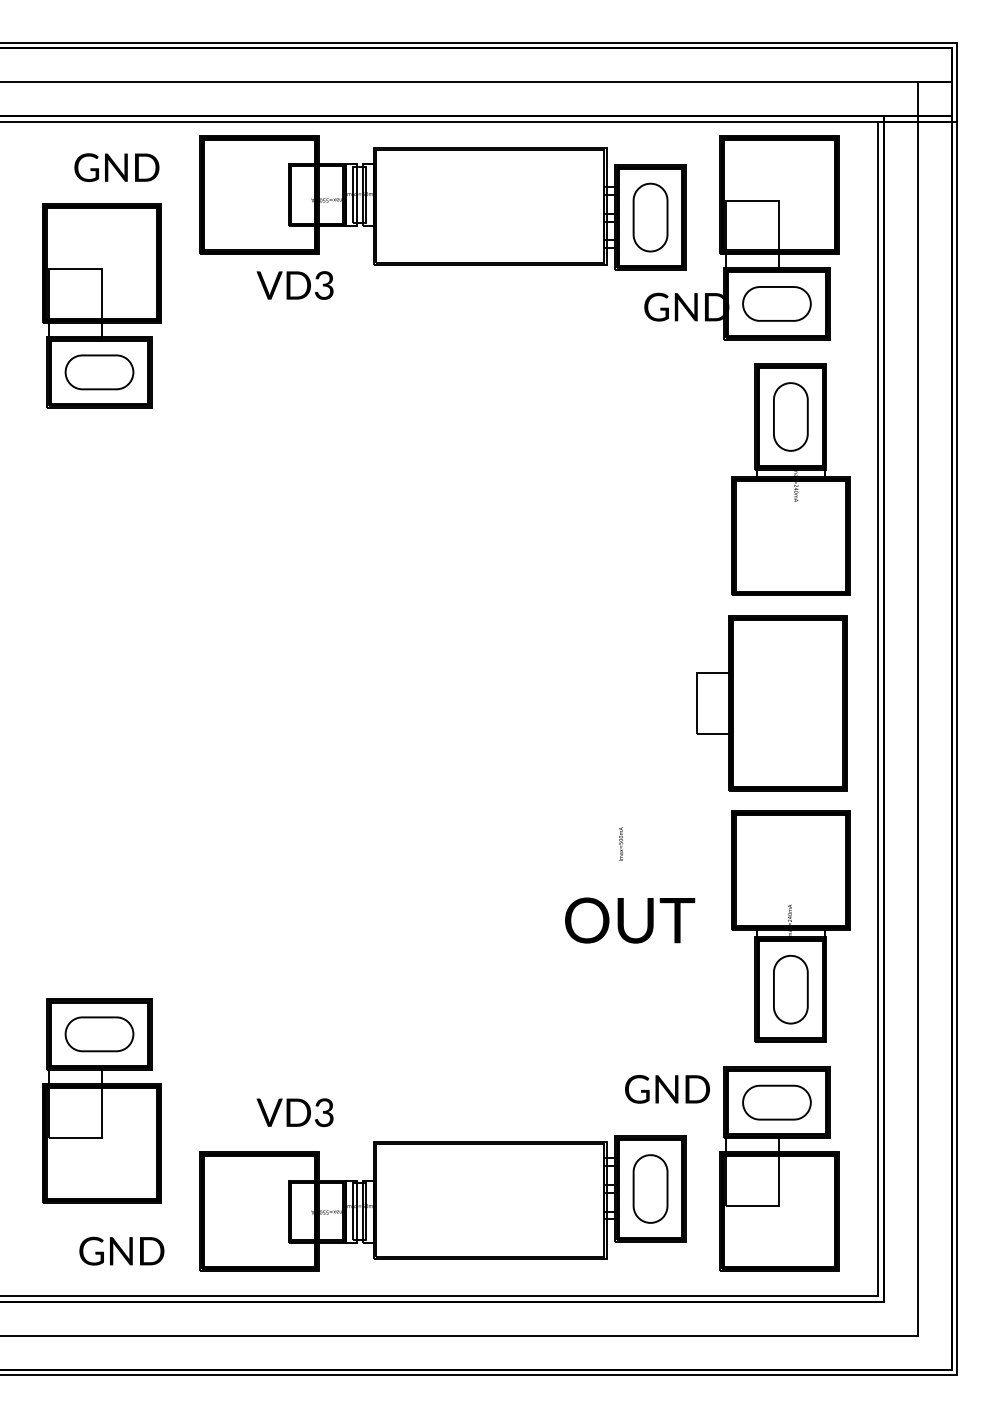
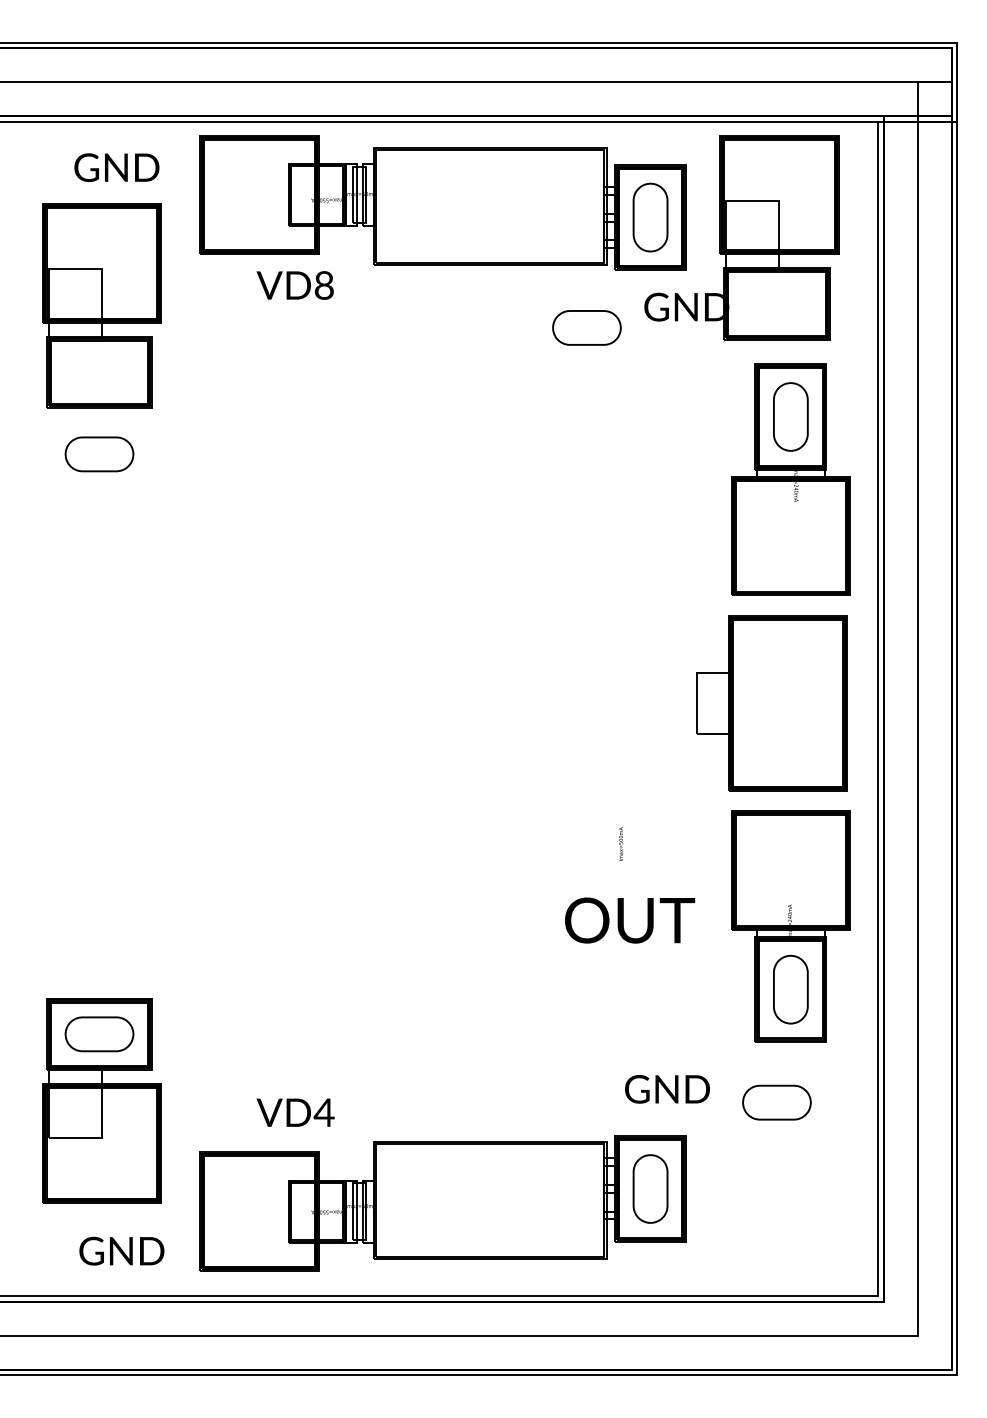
text: VD3 -> VD8 (324, 285)
part position: (776, 303) -> (586, 327) (586, 327)
part position: (99, 372) -> (99, 454) (99, 454)
text: VD3 -> VD4 (323, 1112)
part: present -> none (779, 1168)
